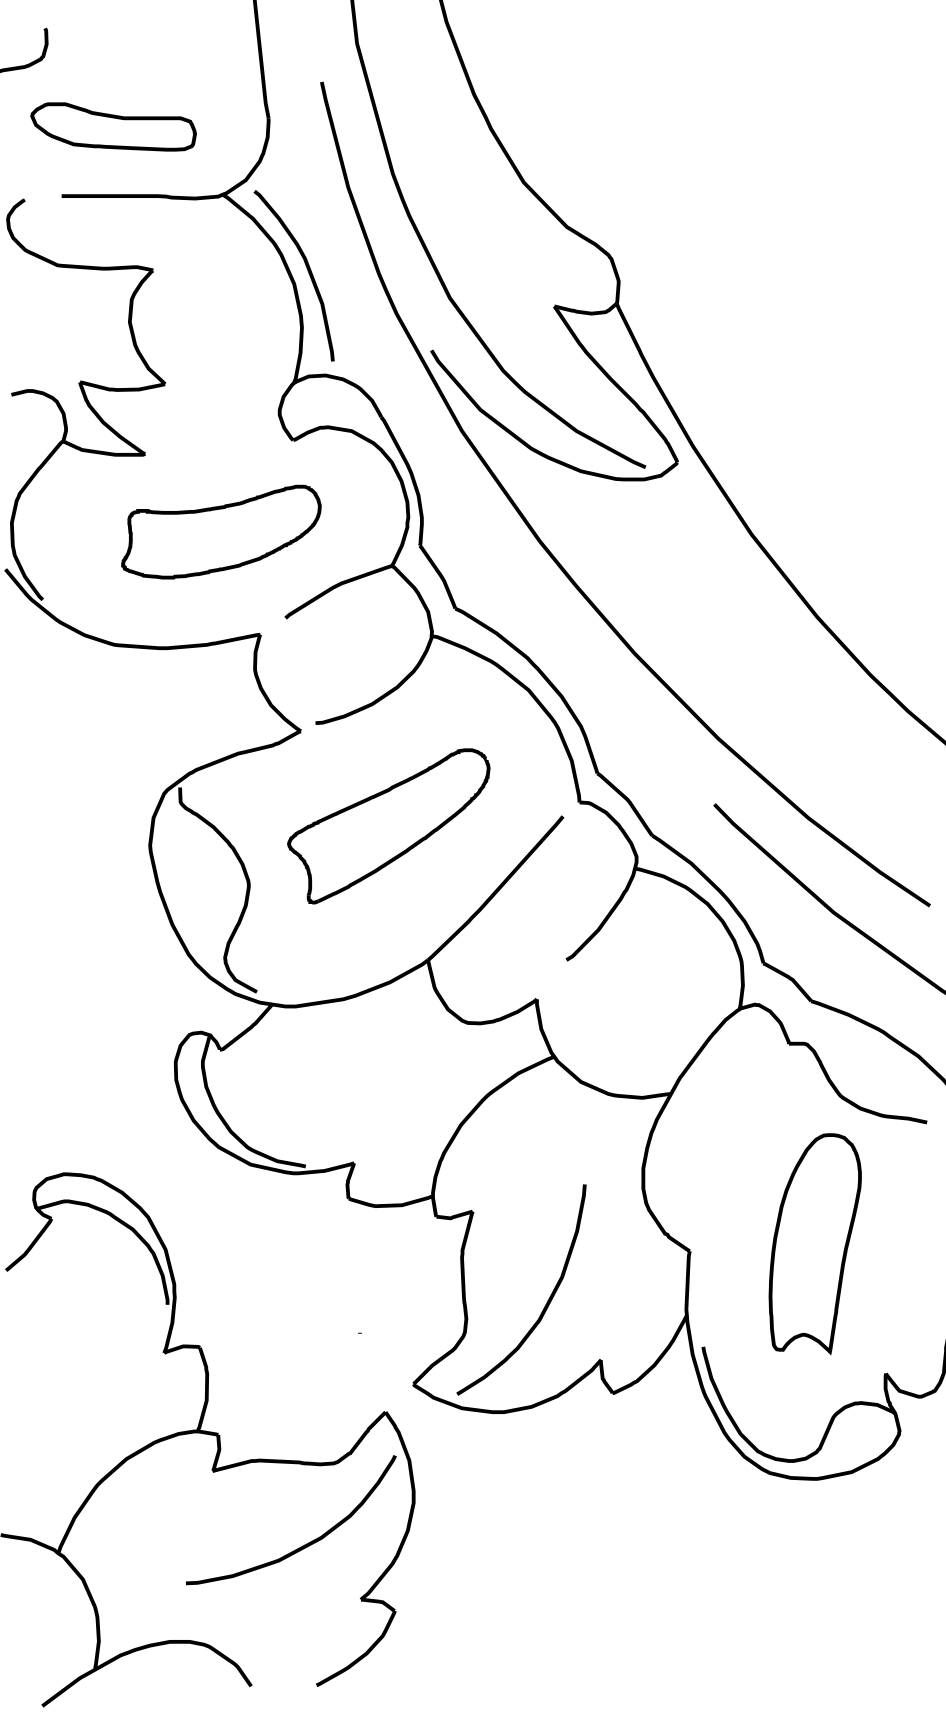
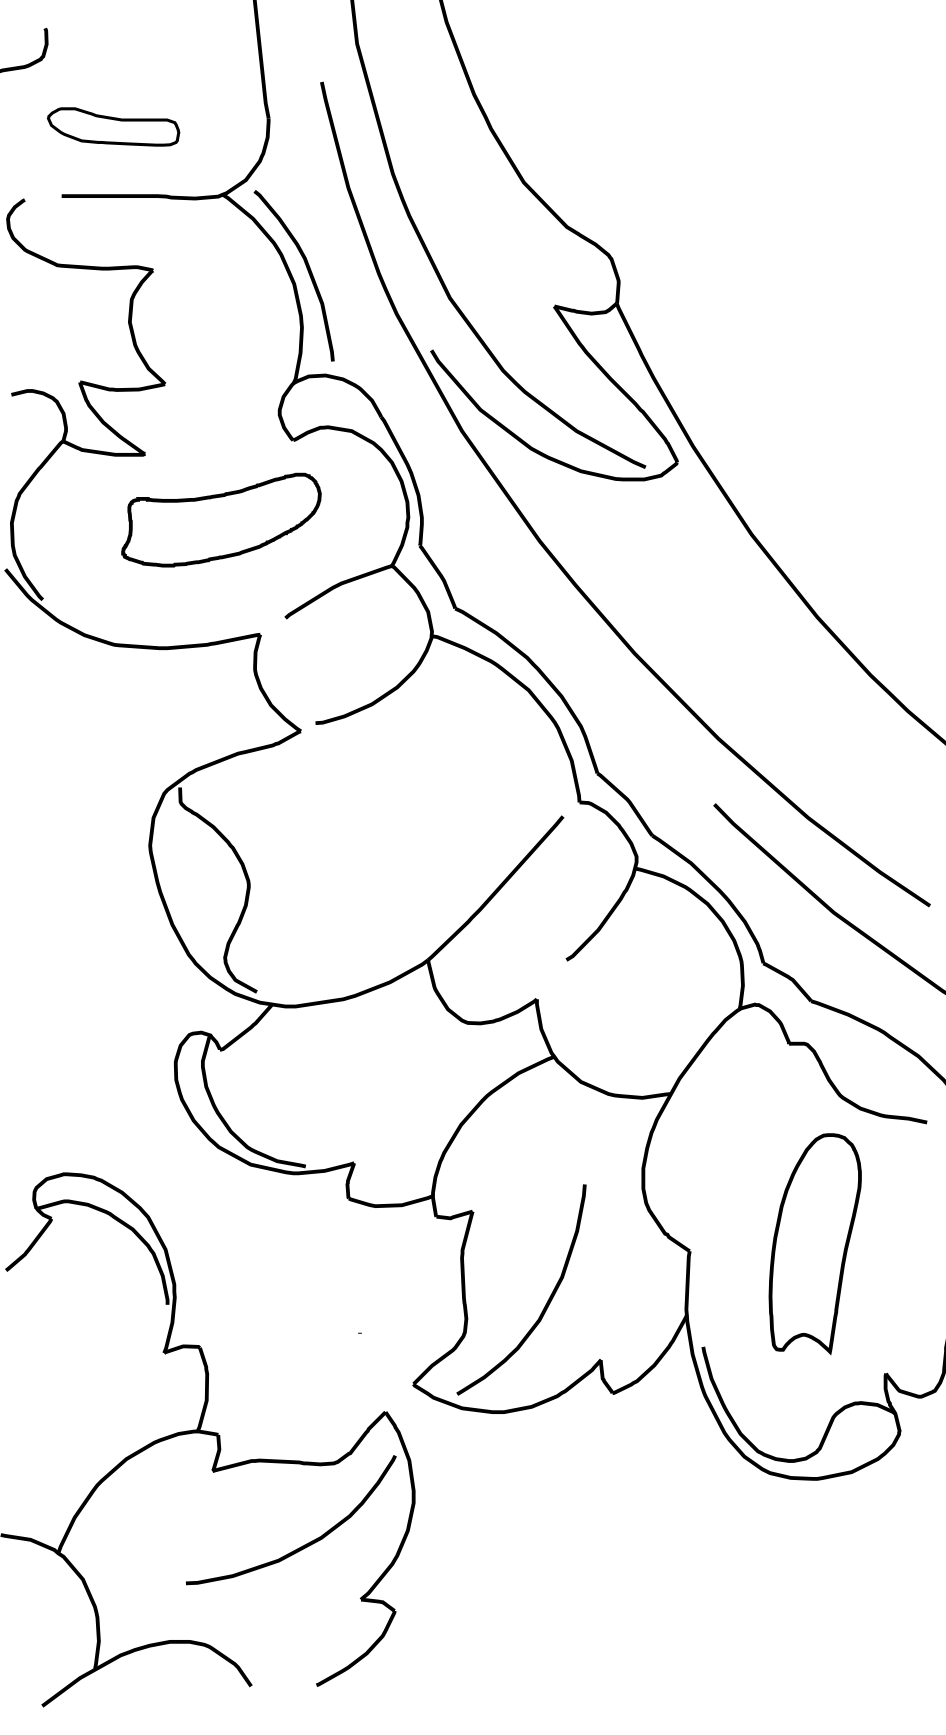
part size: 167x50 px -> 134x40 px (113, 126)
part position: (221, 531) -> (221, 519) (221, 519)
part: present -> none (388, 826)
